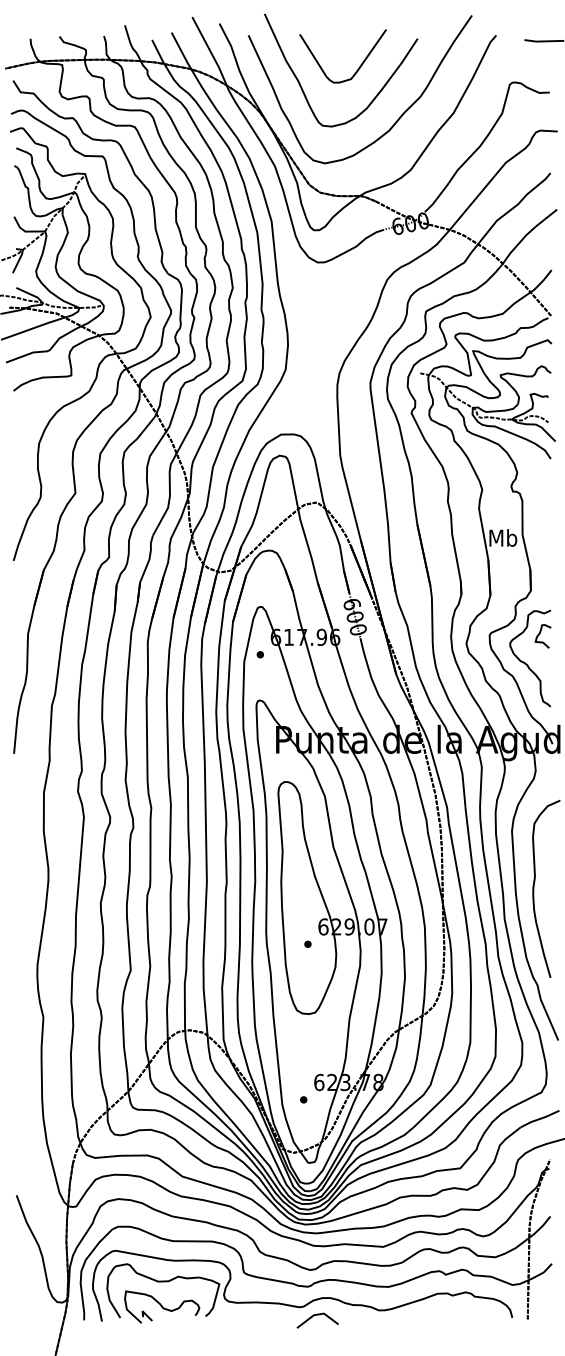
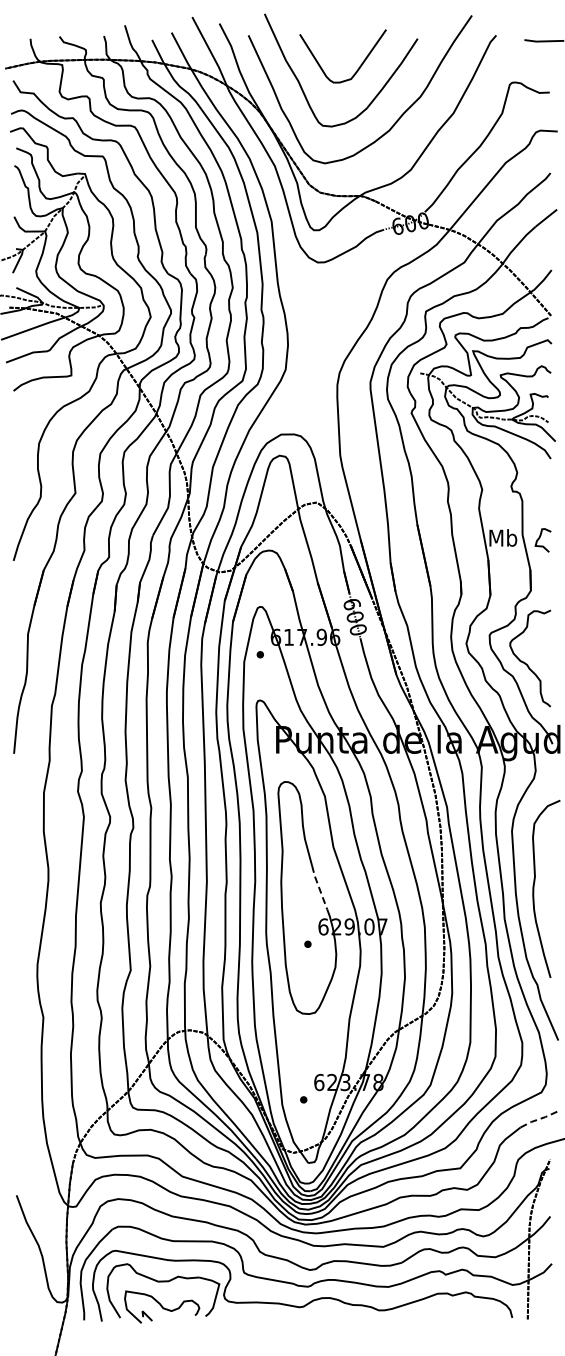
curve position: (540, 634) -> (540, 538) (540, 538)
line: solid -> dashed (319, 887)
line: solid -> dashed (540, 1118)
line: present -> none (317, 1315)
